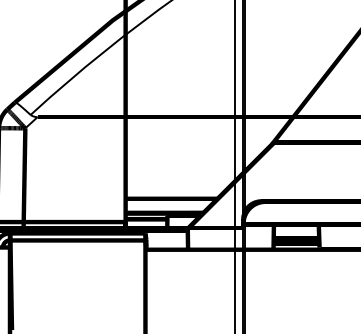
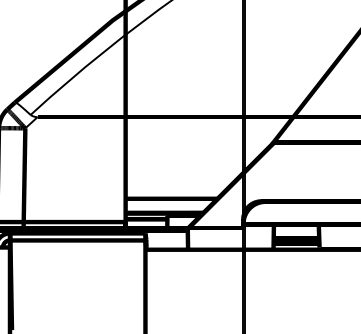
line: present -> none (234, 166)
